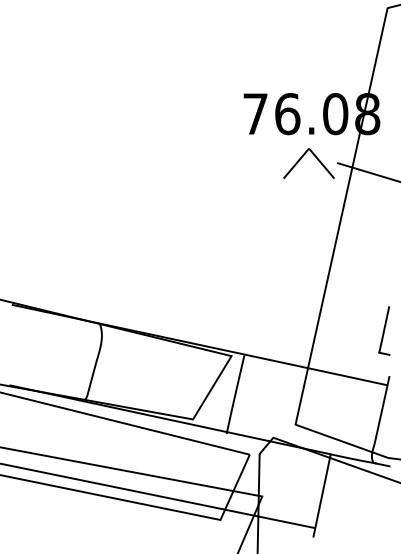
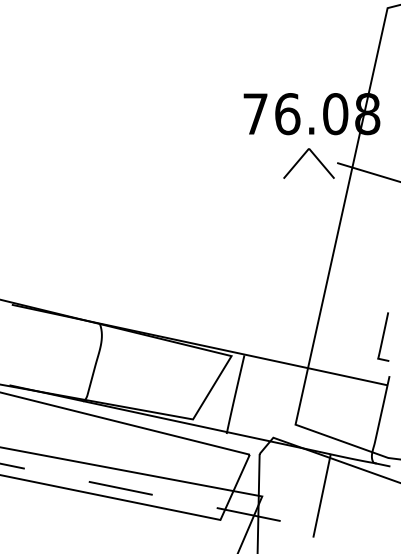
curve position: (384, 330) -> (383, 336) (383, 336)
line: solid -> dashed (158, 496)
